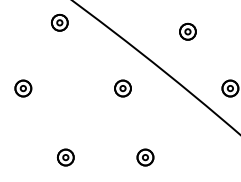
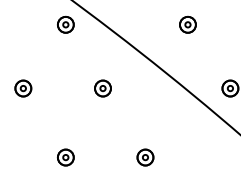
part position: (59, 22) -> (65, 24) (65, 24)
part position: (187, 31) -> (187, 24) (187, 24)
part position: (122, 88) -> (102, 88) (102, 88)
